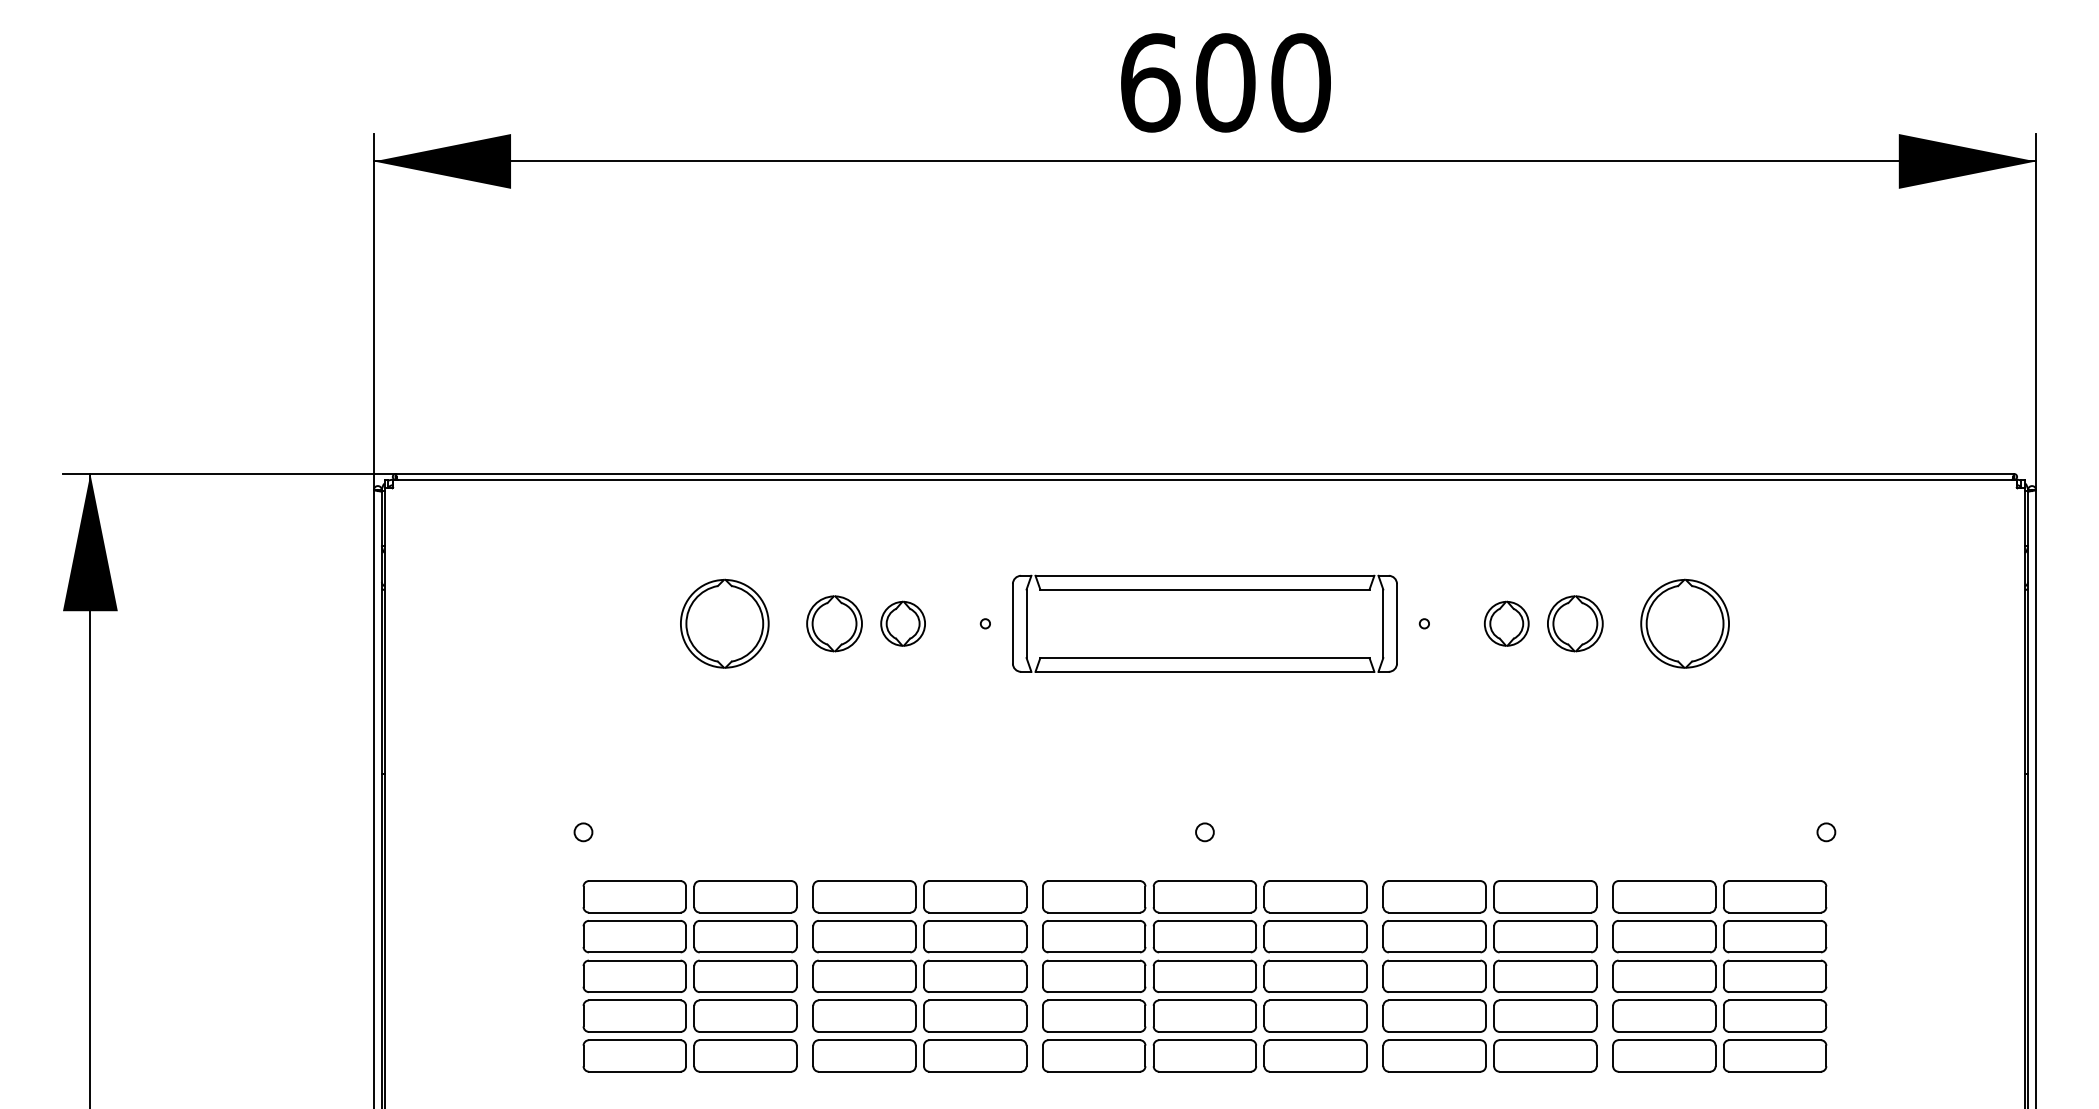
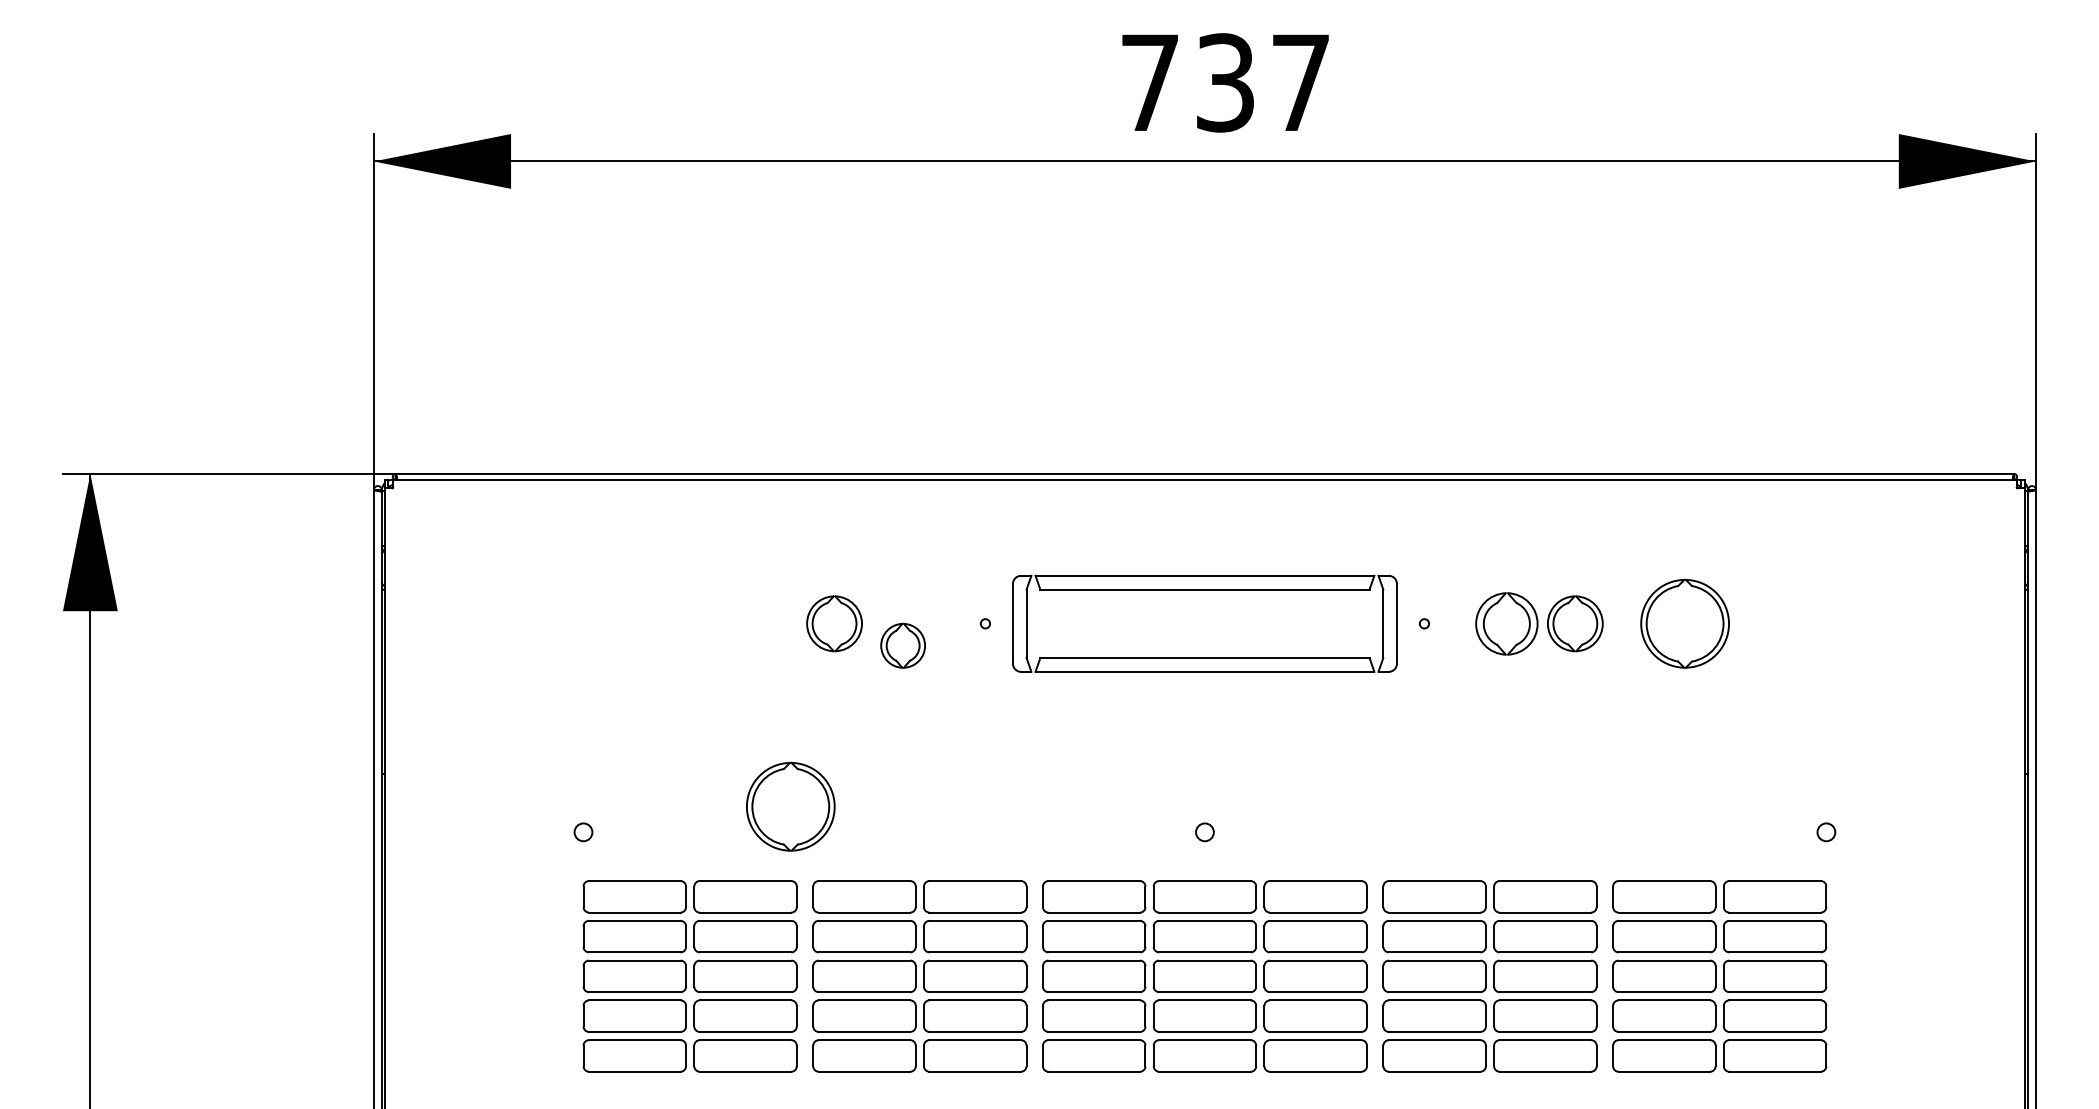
text: 600 -> 737 (1225, 82)
part position: (724, 623) -> (790, 806) (790, 806)
part position: (902, 623) -> (902, 645) (902, 645)
part size: 47x47 px -> 64x64 px (1506, 623)
